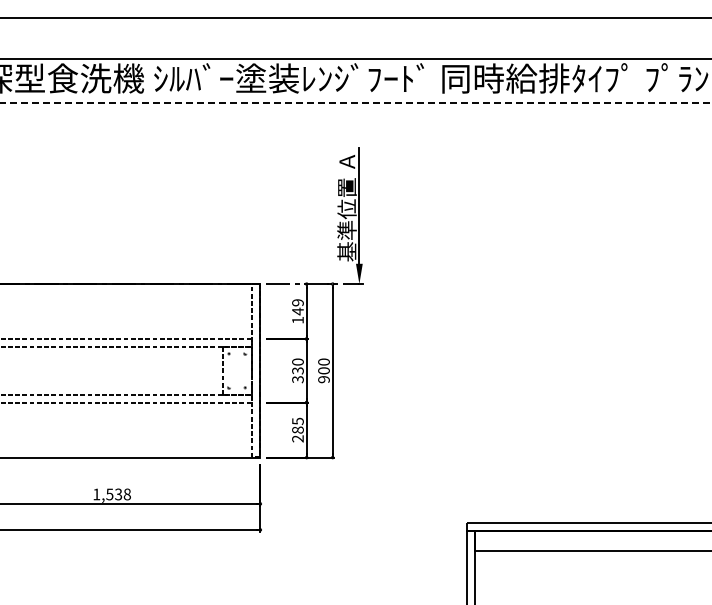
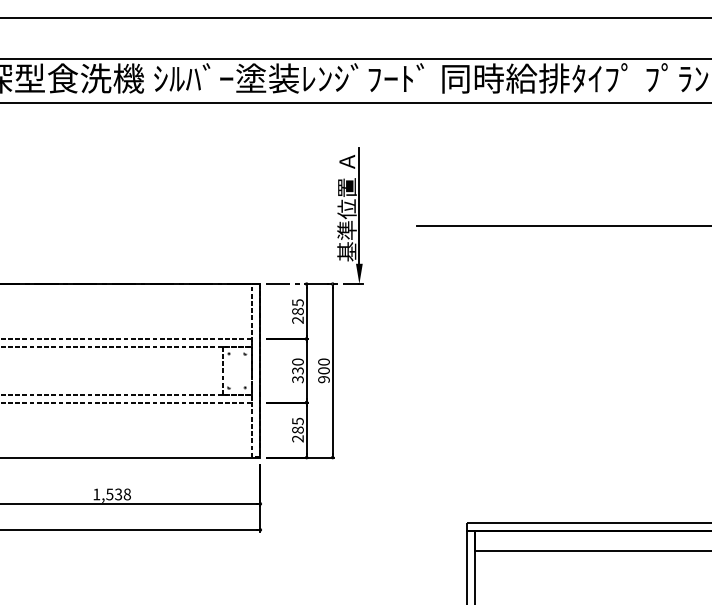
line: dashed -> solid (356, 102)
line: none -> present (562, 226)
text: 149 -> 285 (297, 311)
